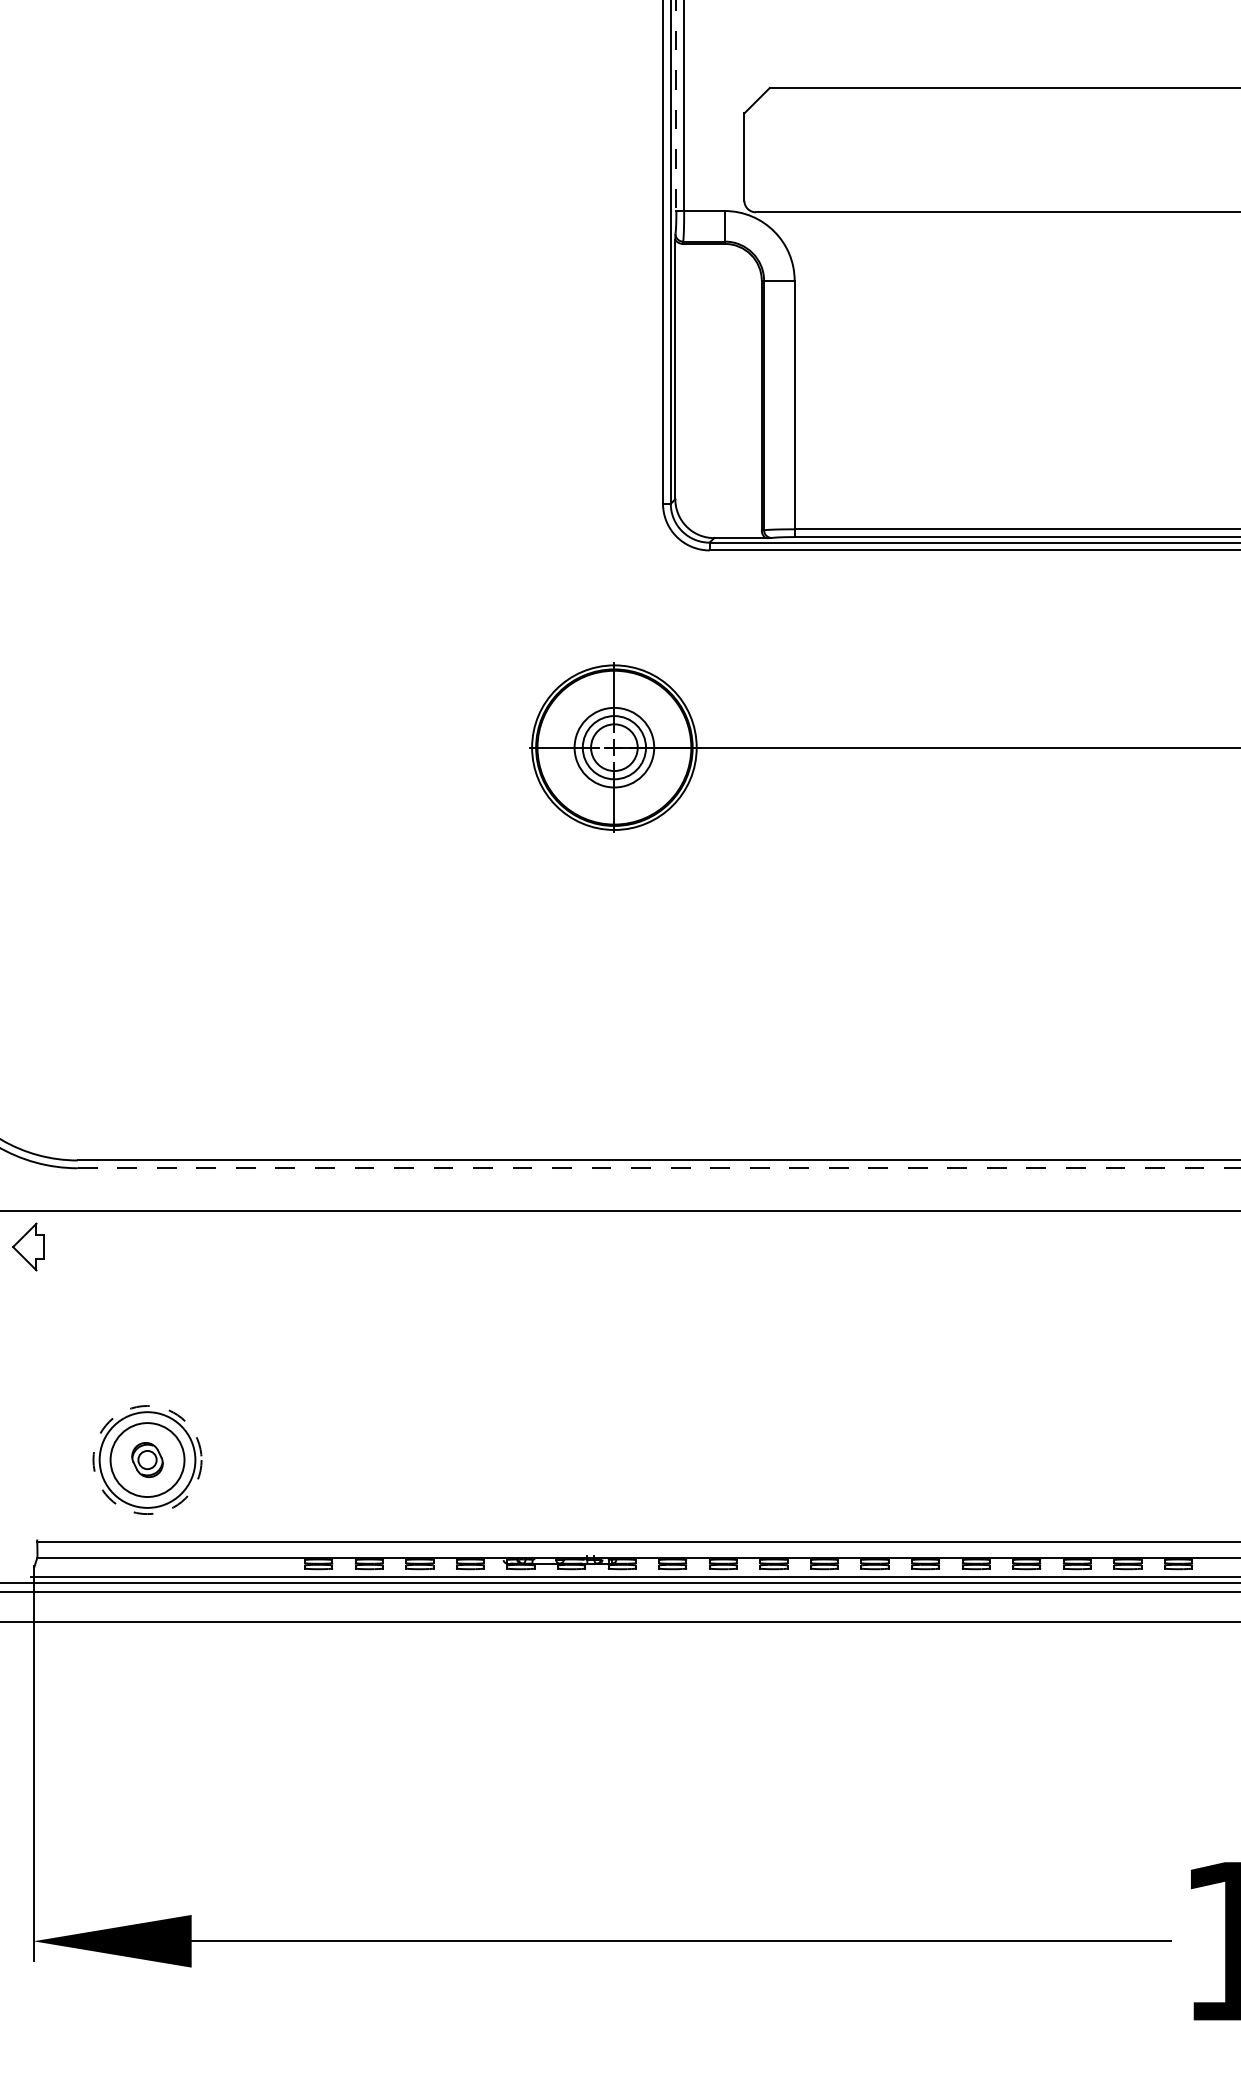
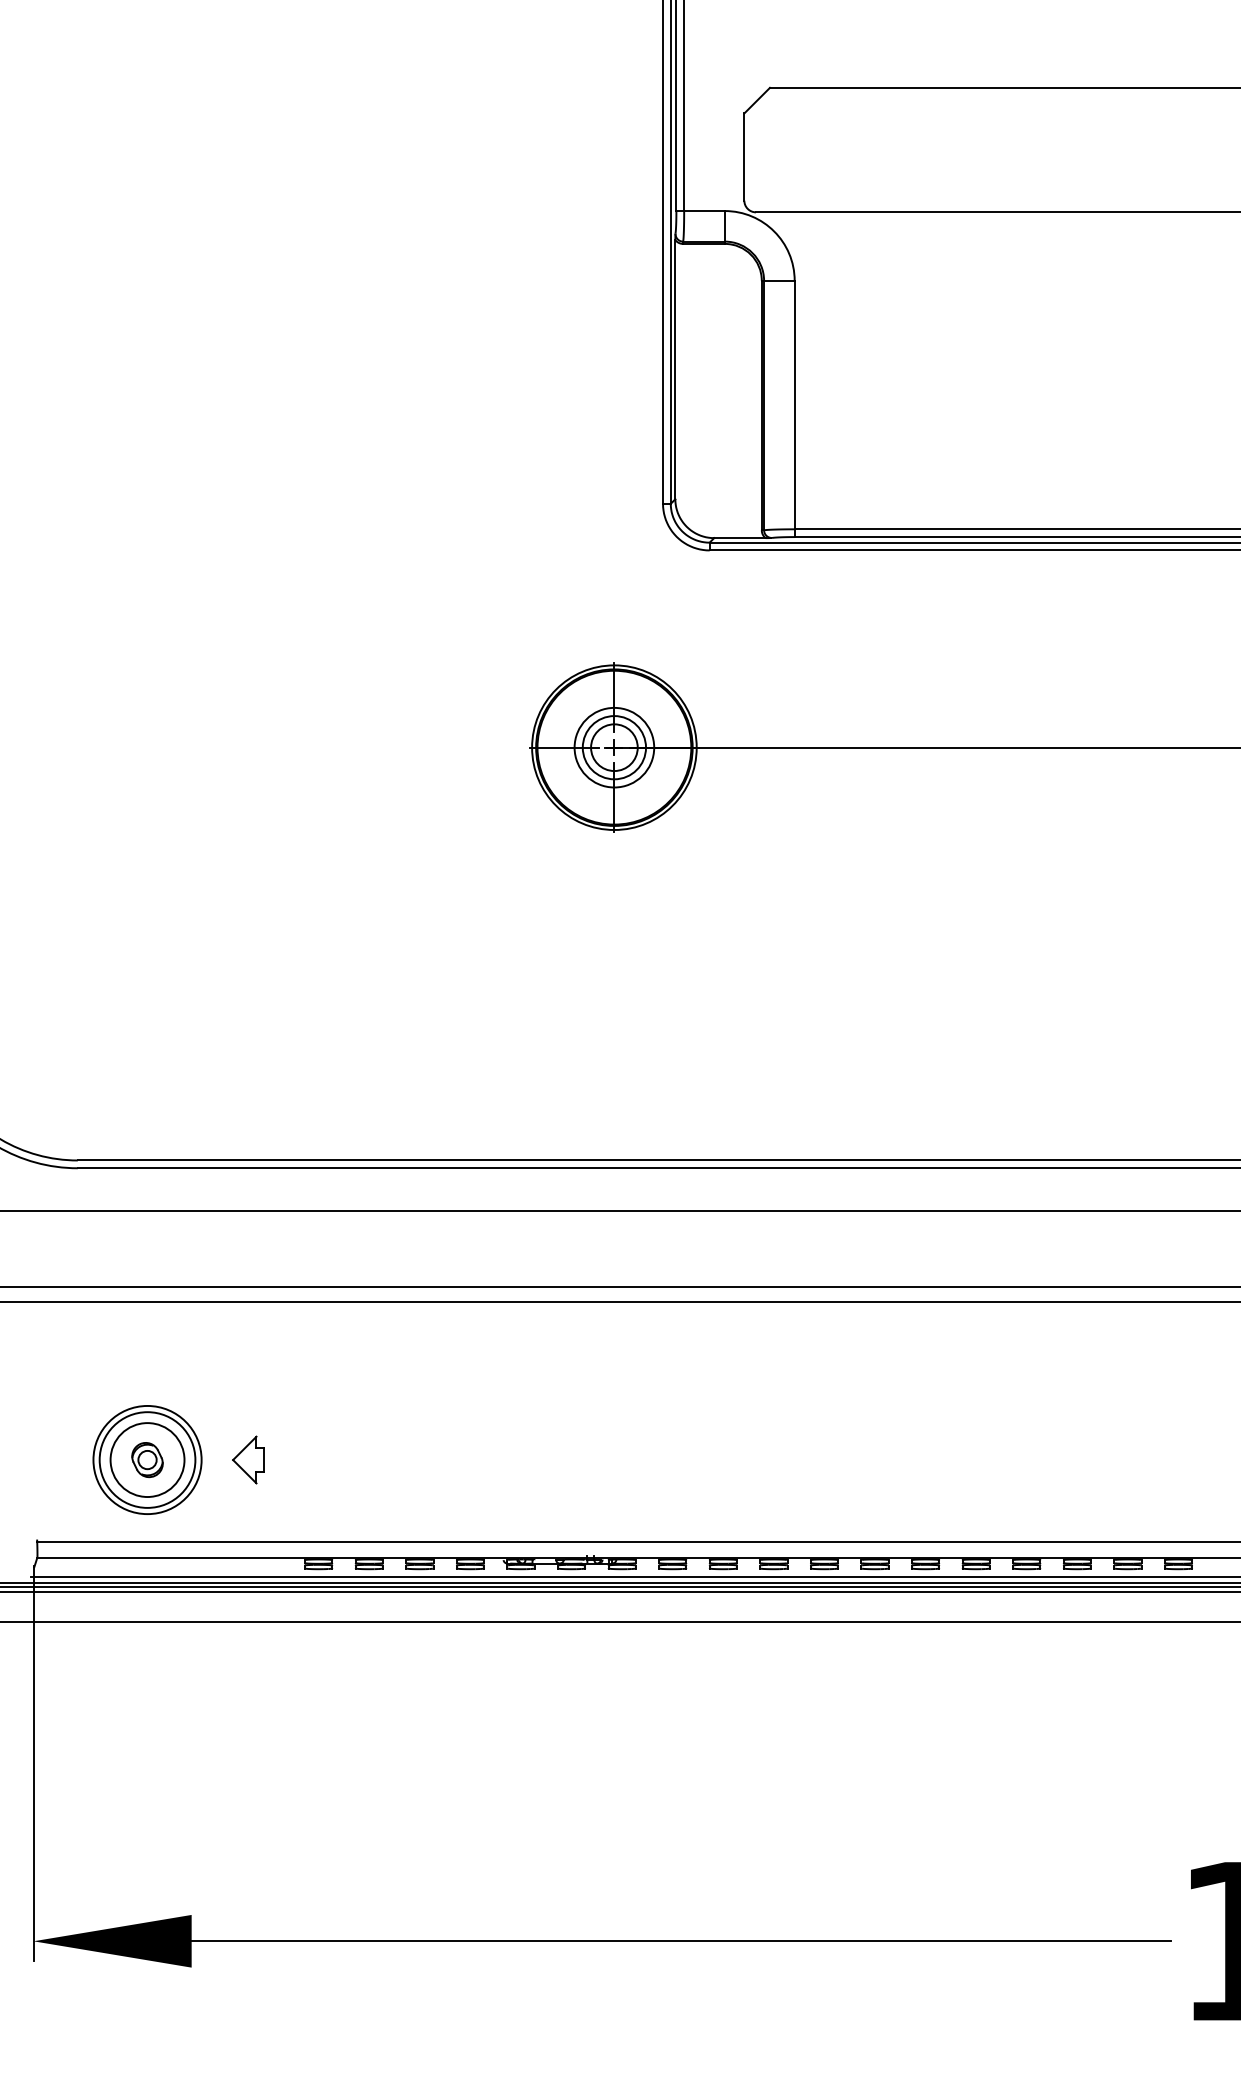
line: dashed -> solid (676, 106)
line: dashed -> solid (659, 1168)
part position: (28, 1246) -> (248, 1459) (248, 1459)
line: none -> present (619, 1286)
line: none -> present (619, 1301)
circle: dashed -> solid (147, 1459)
line: none -> present (619, 1587)
